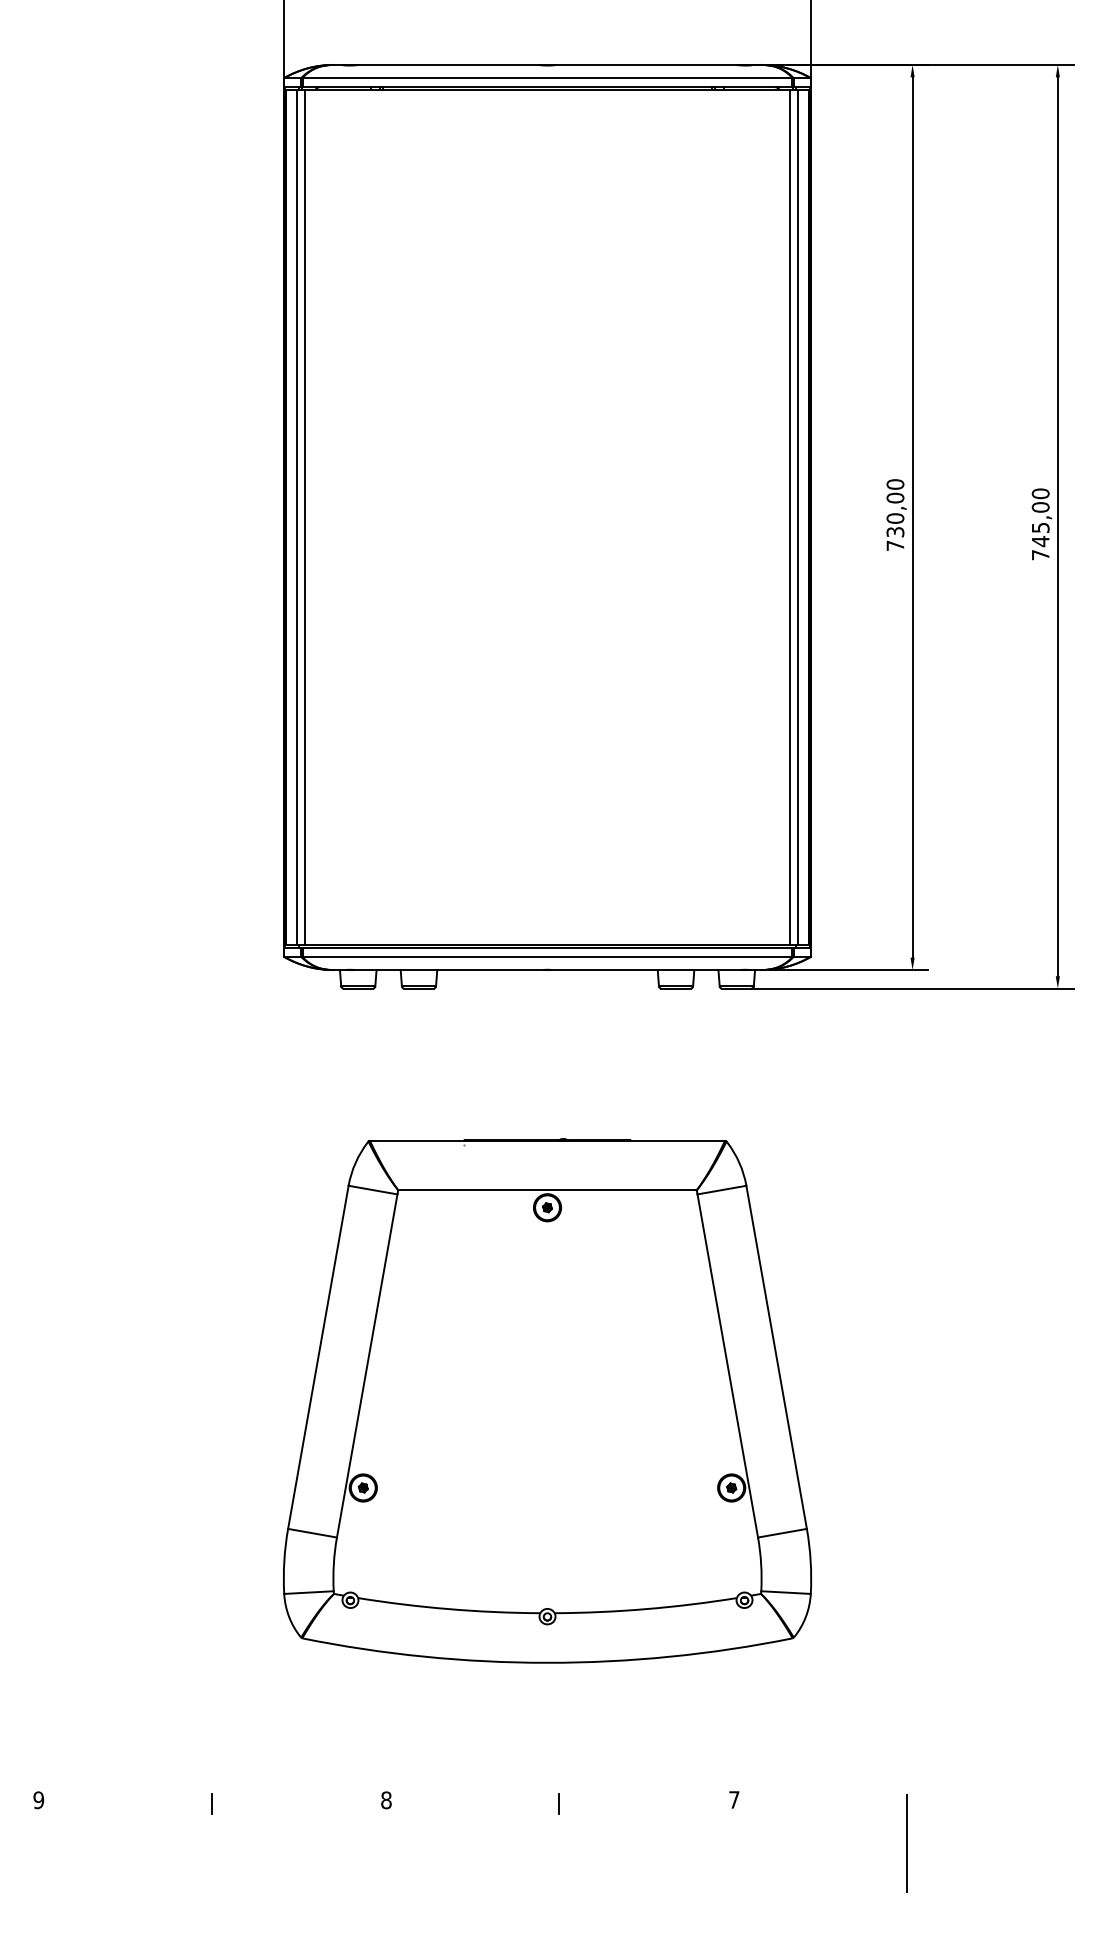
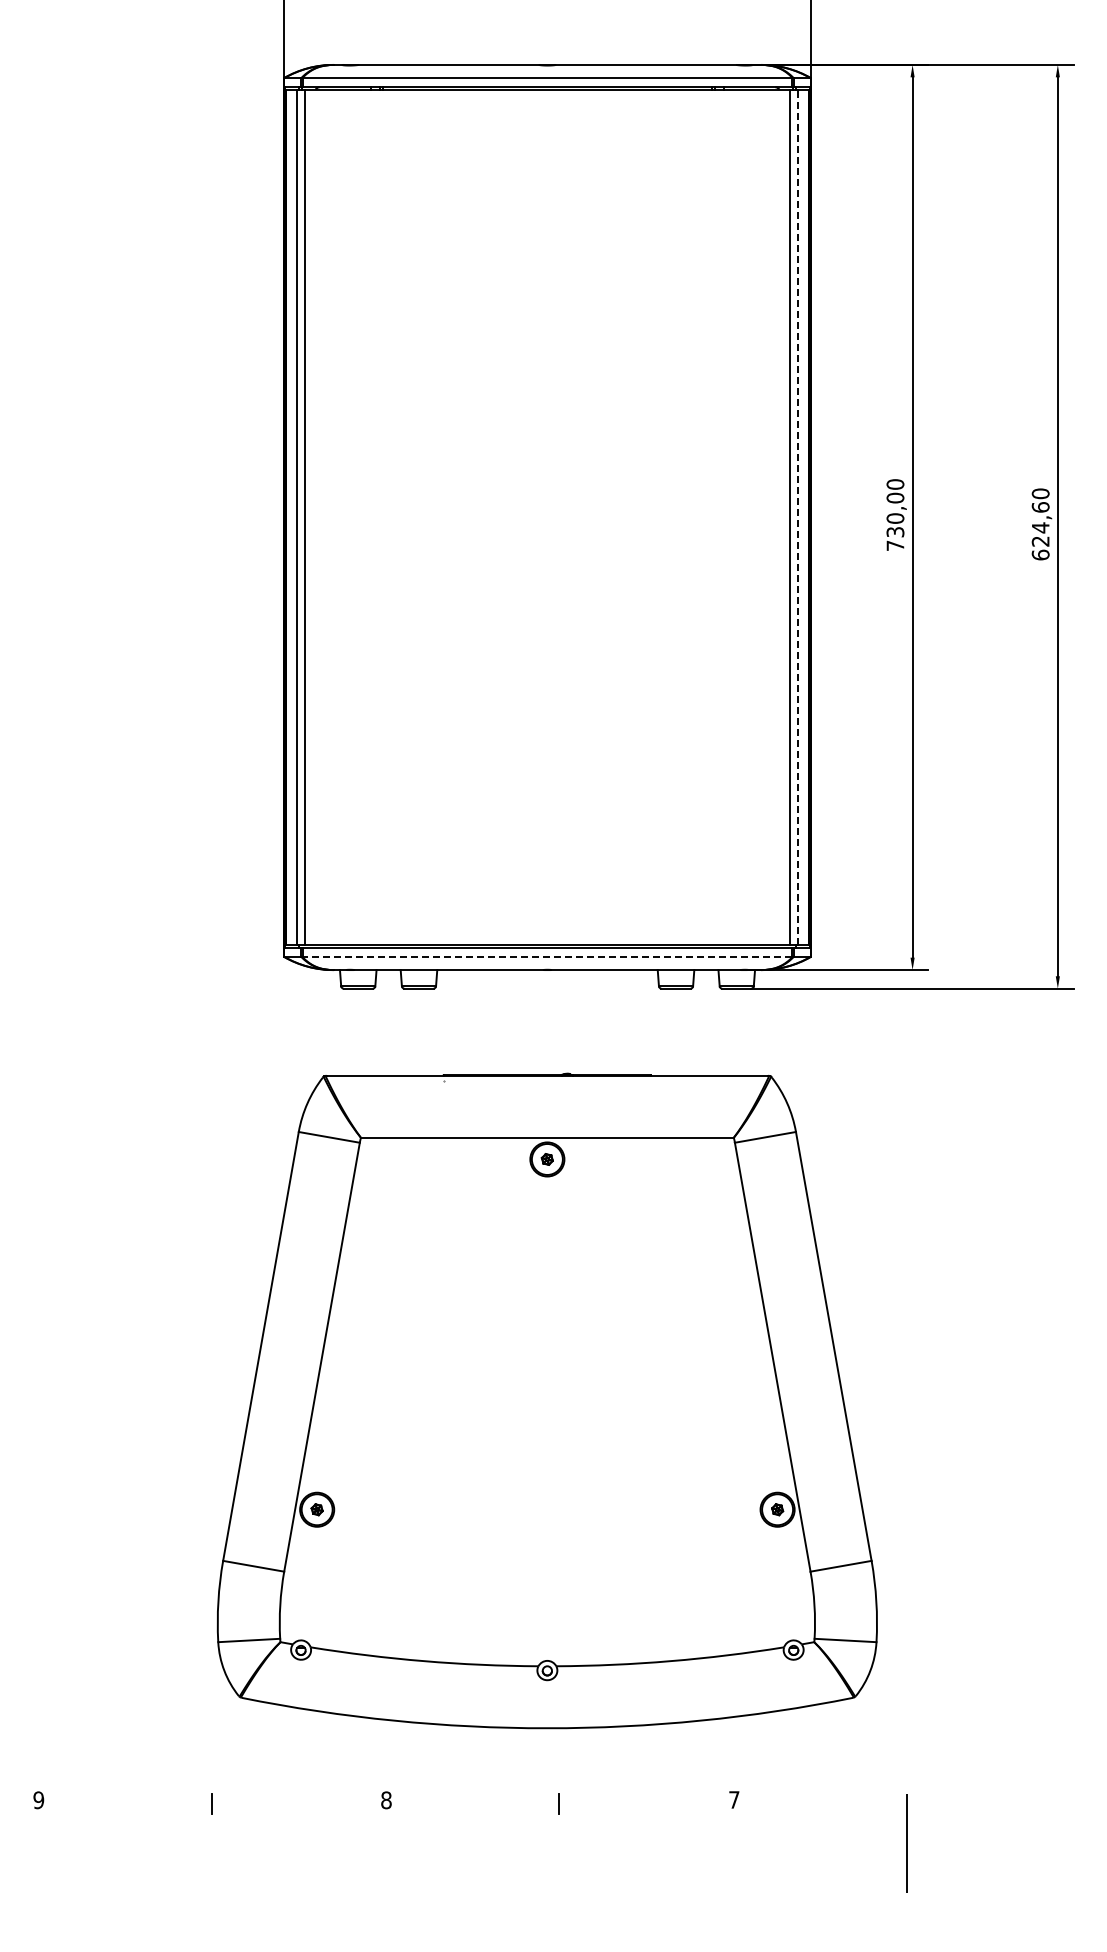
line: solid -> dashed (798, 517)
text: 745,00 -> 624,60 (1040, 531)
line: solid -> dashed (547, 956)
part size: 530x526 px -> 662x658 px (546, 1400)
